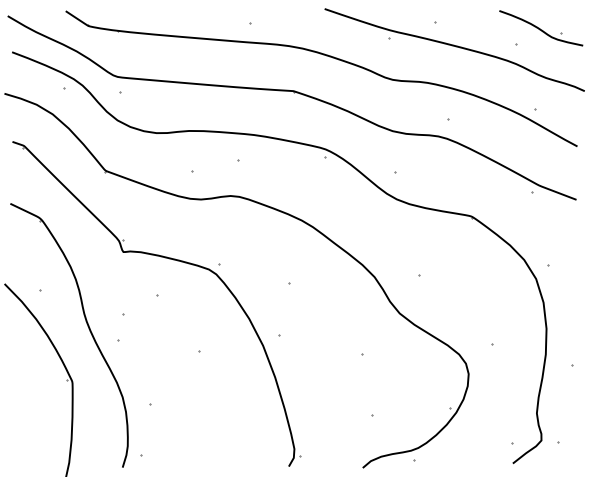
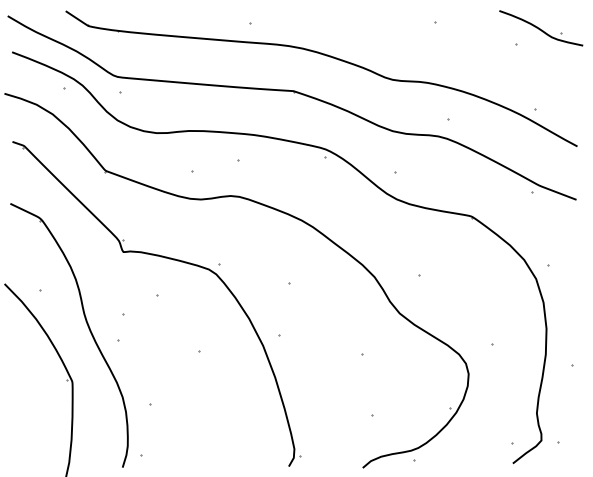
part: present -> none (454, 49)
